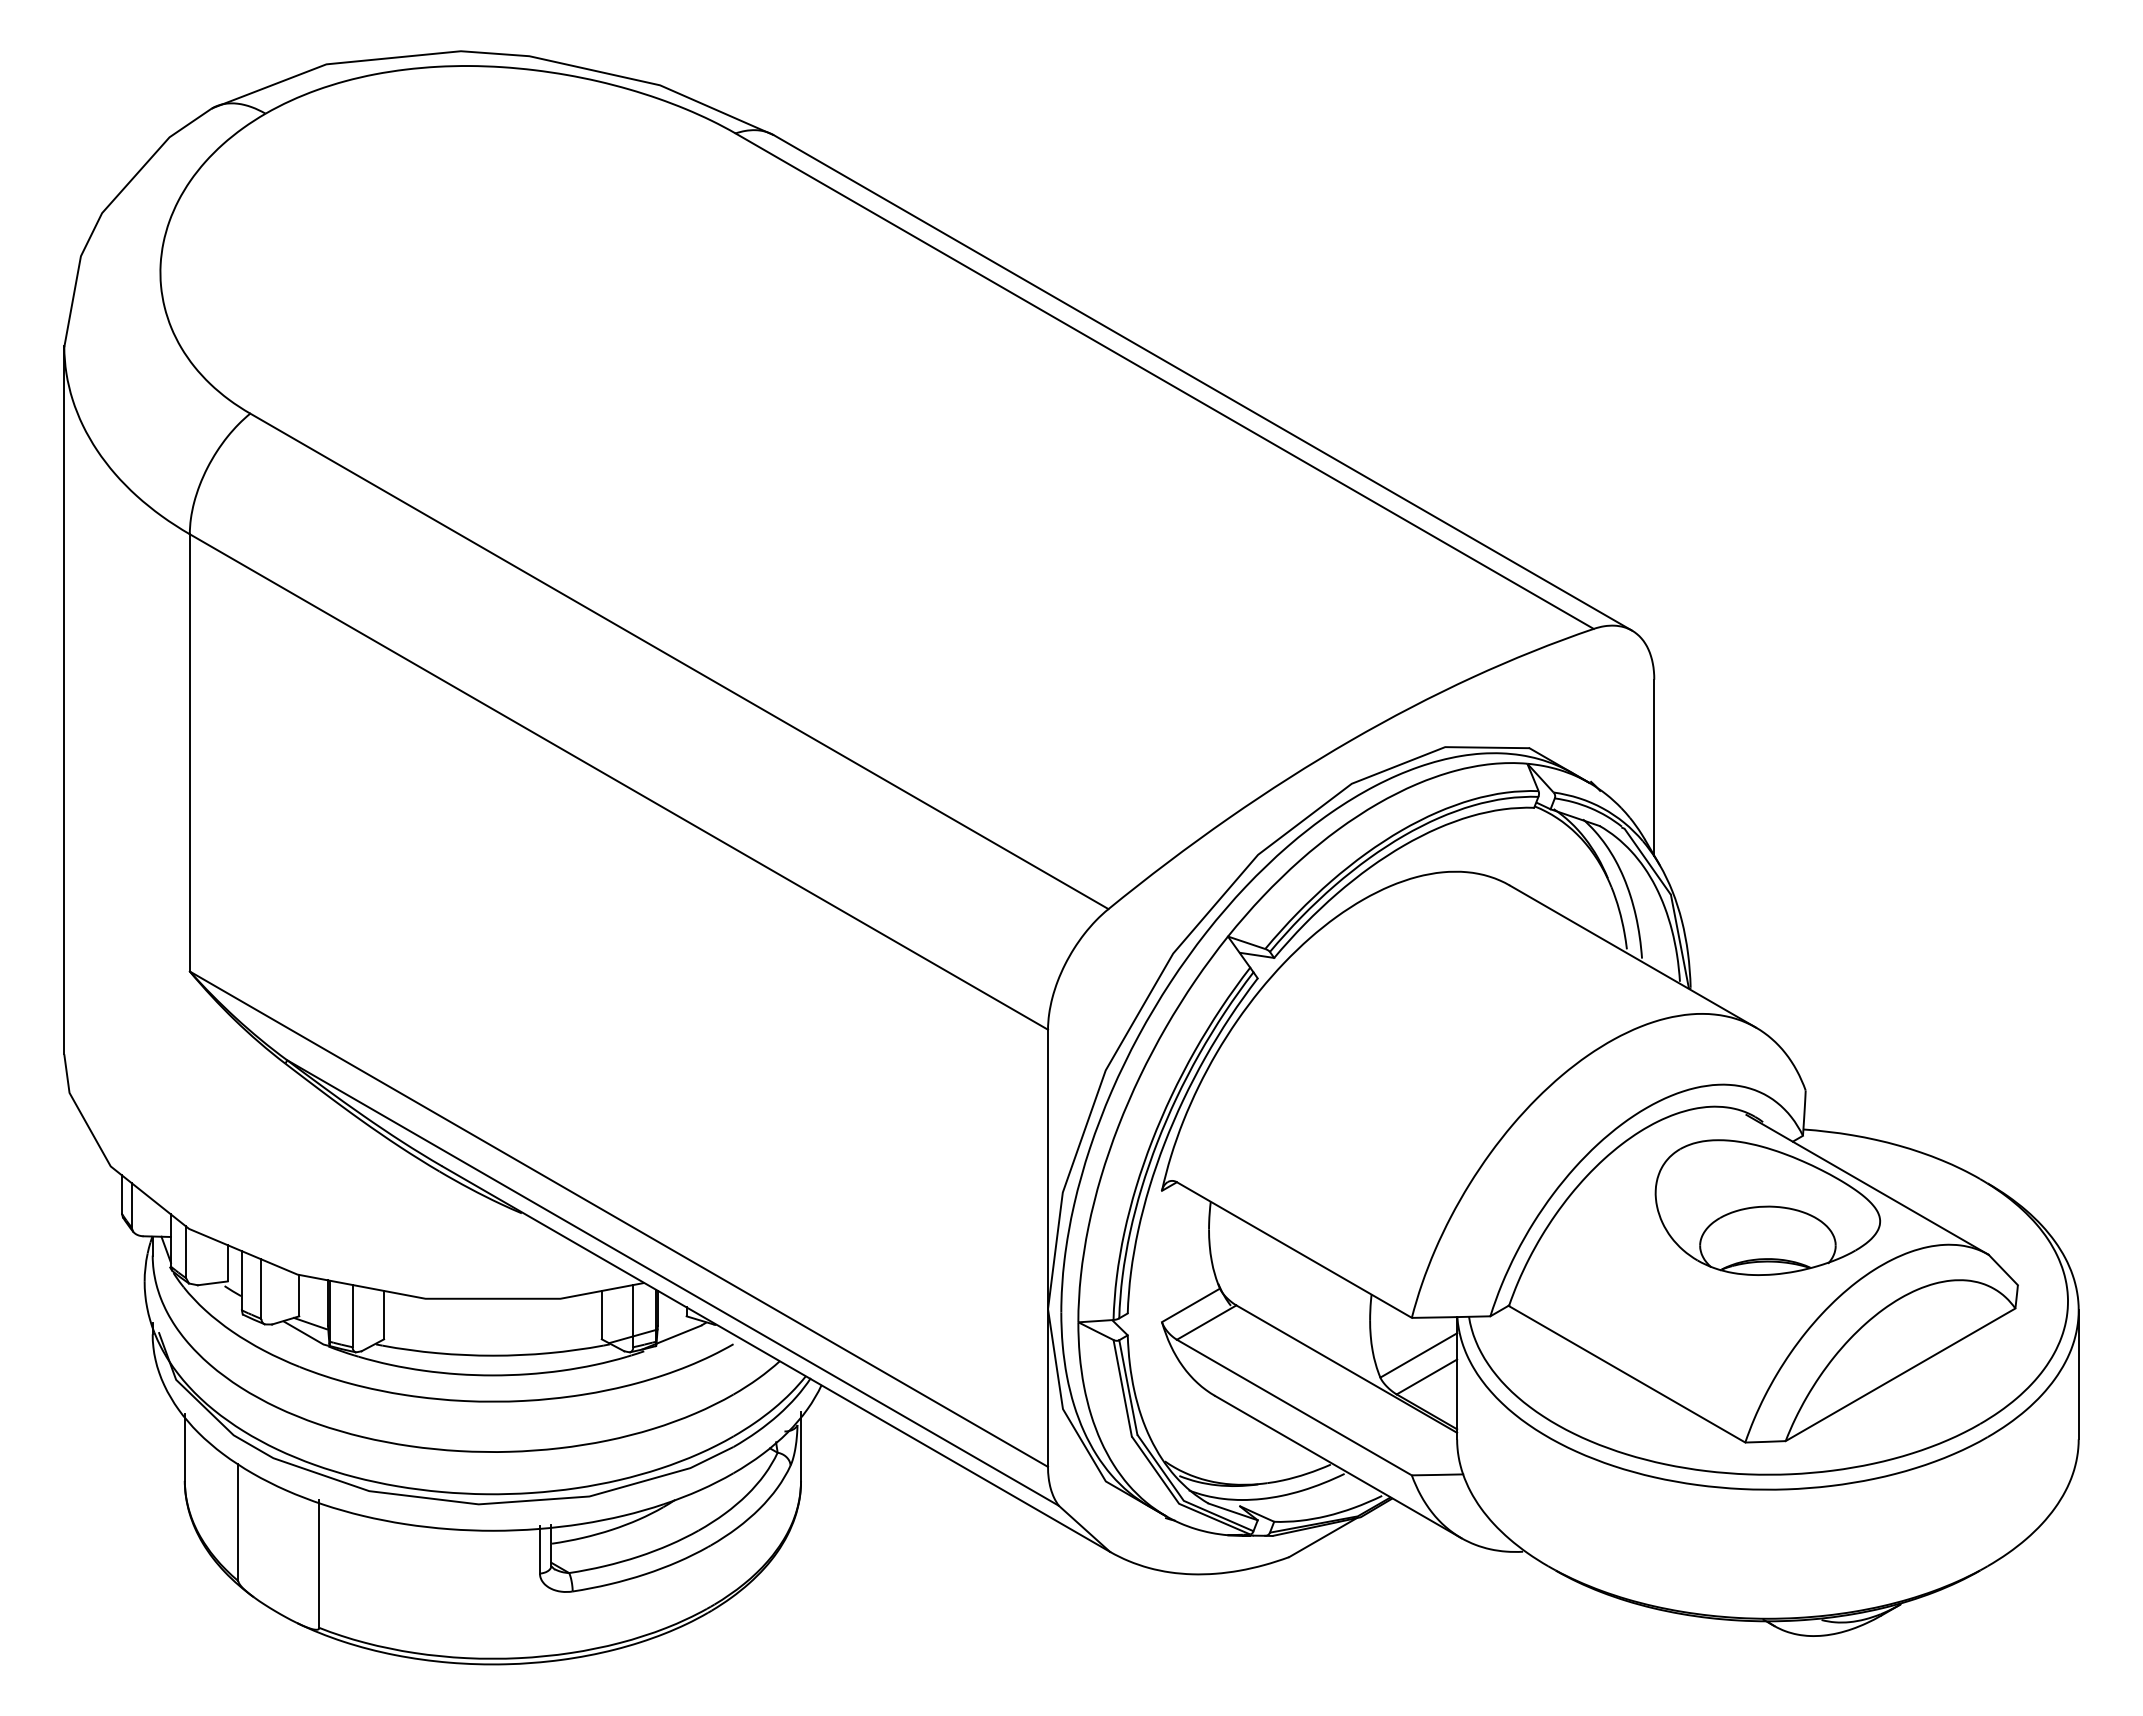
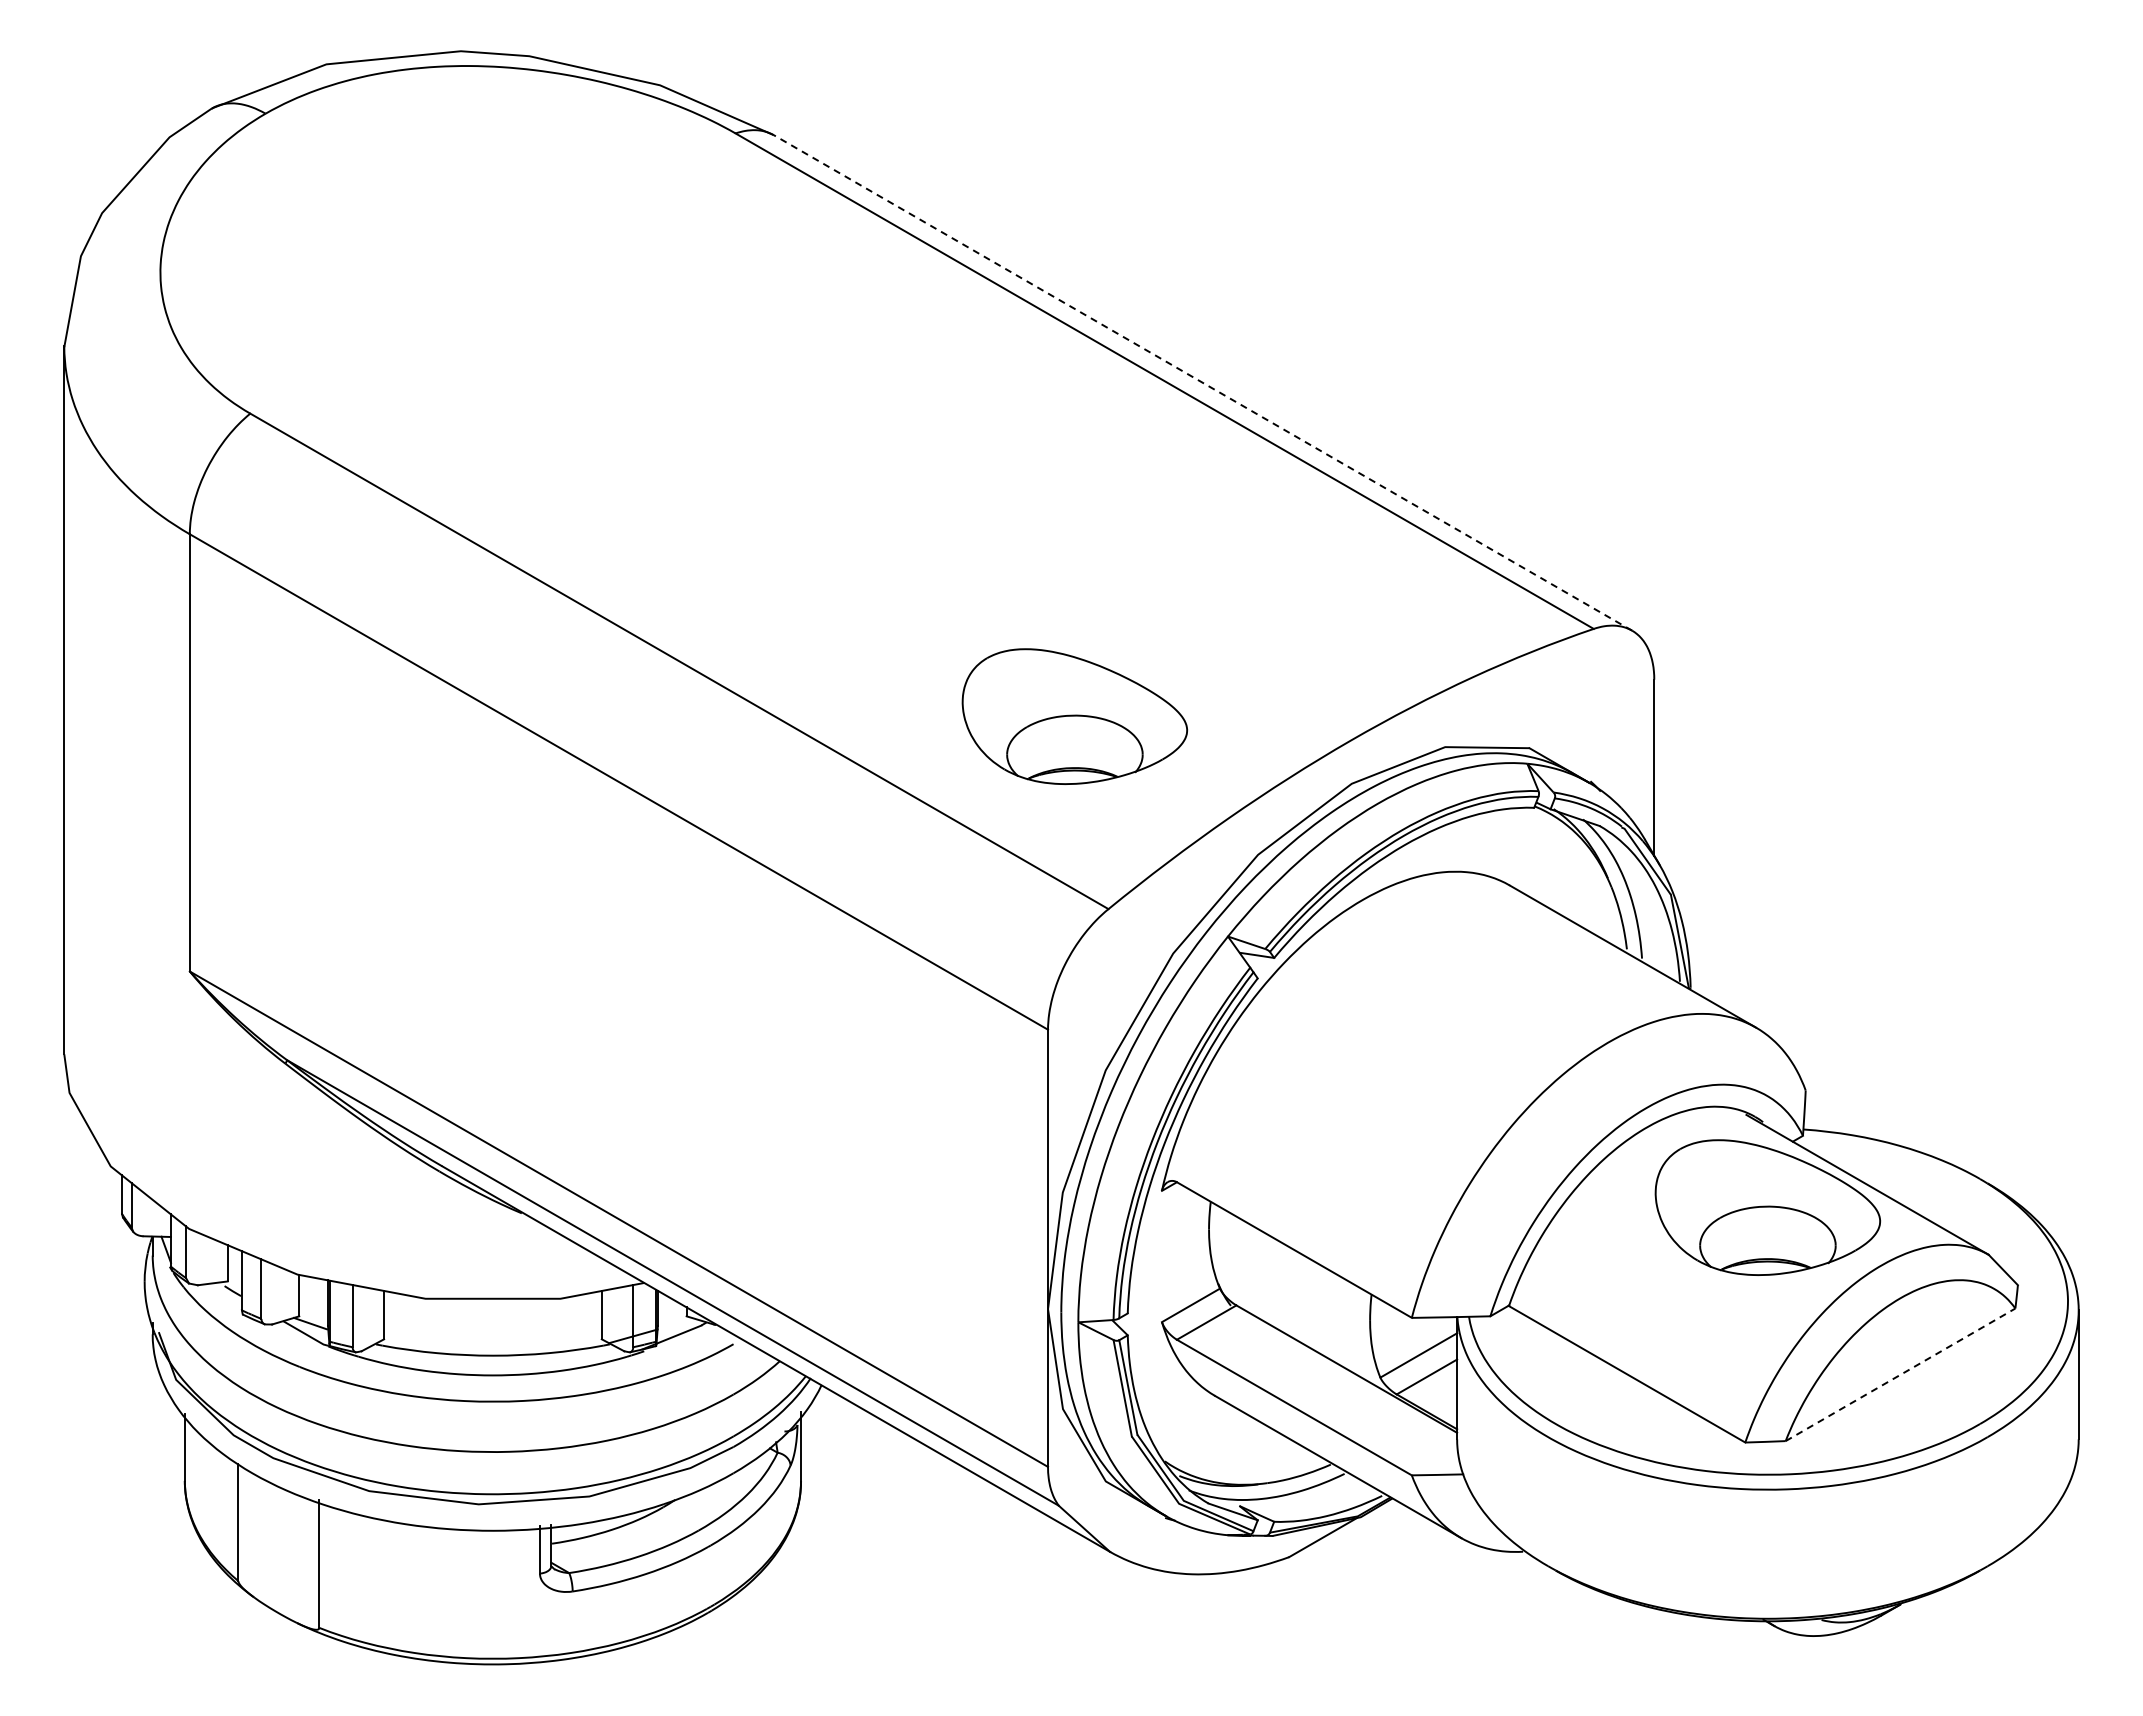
line: solid -> dashed (1202, 382)
part: none -> present (1074, 716)
line: solid -> dashed (1900, 1374)
